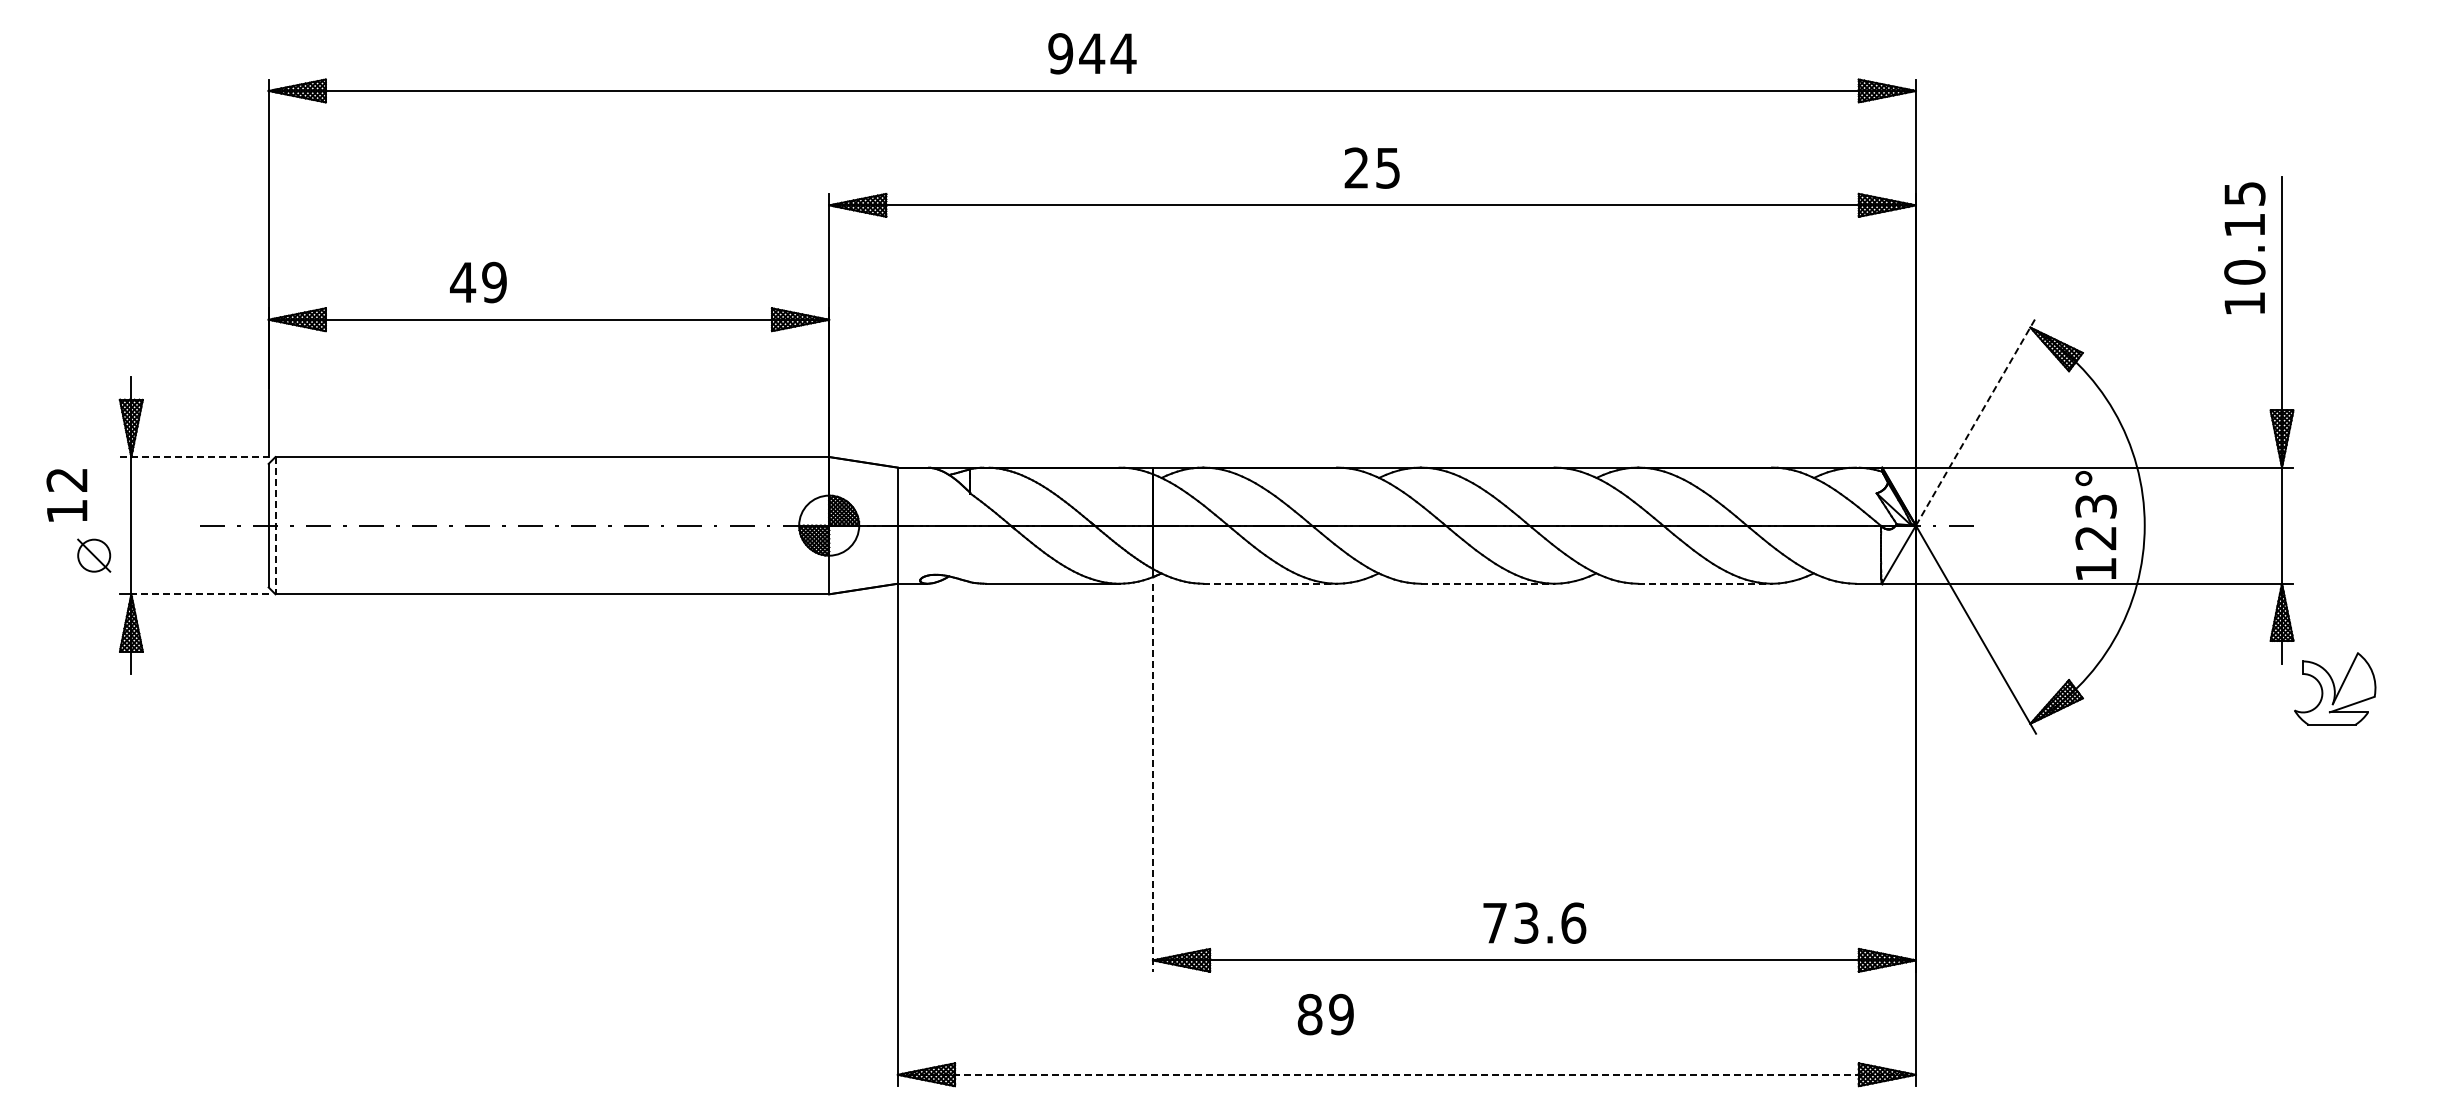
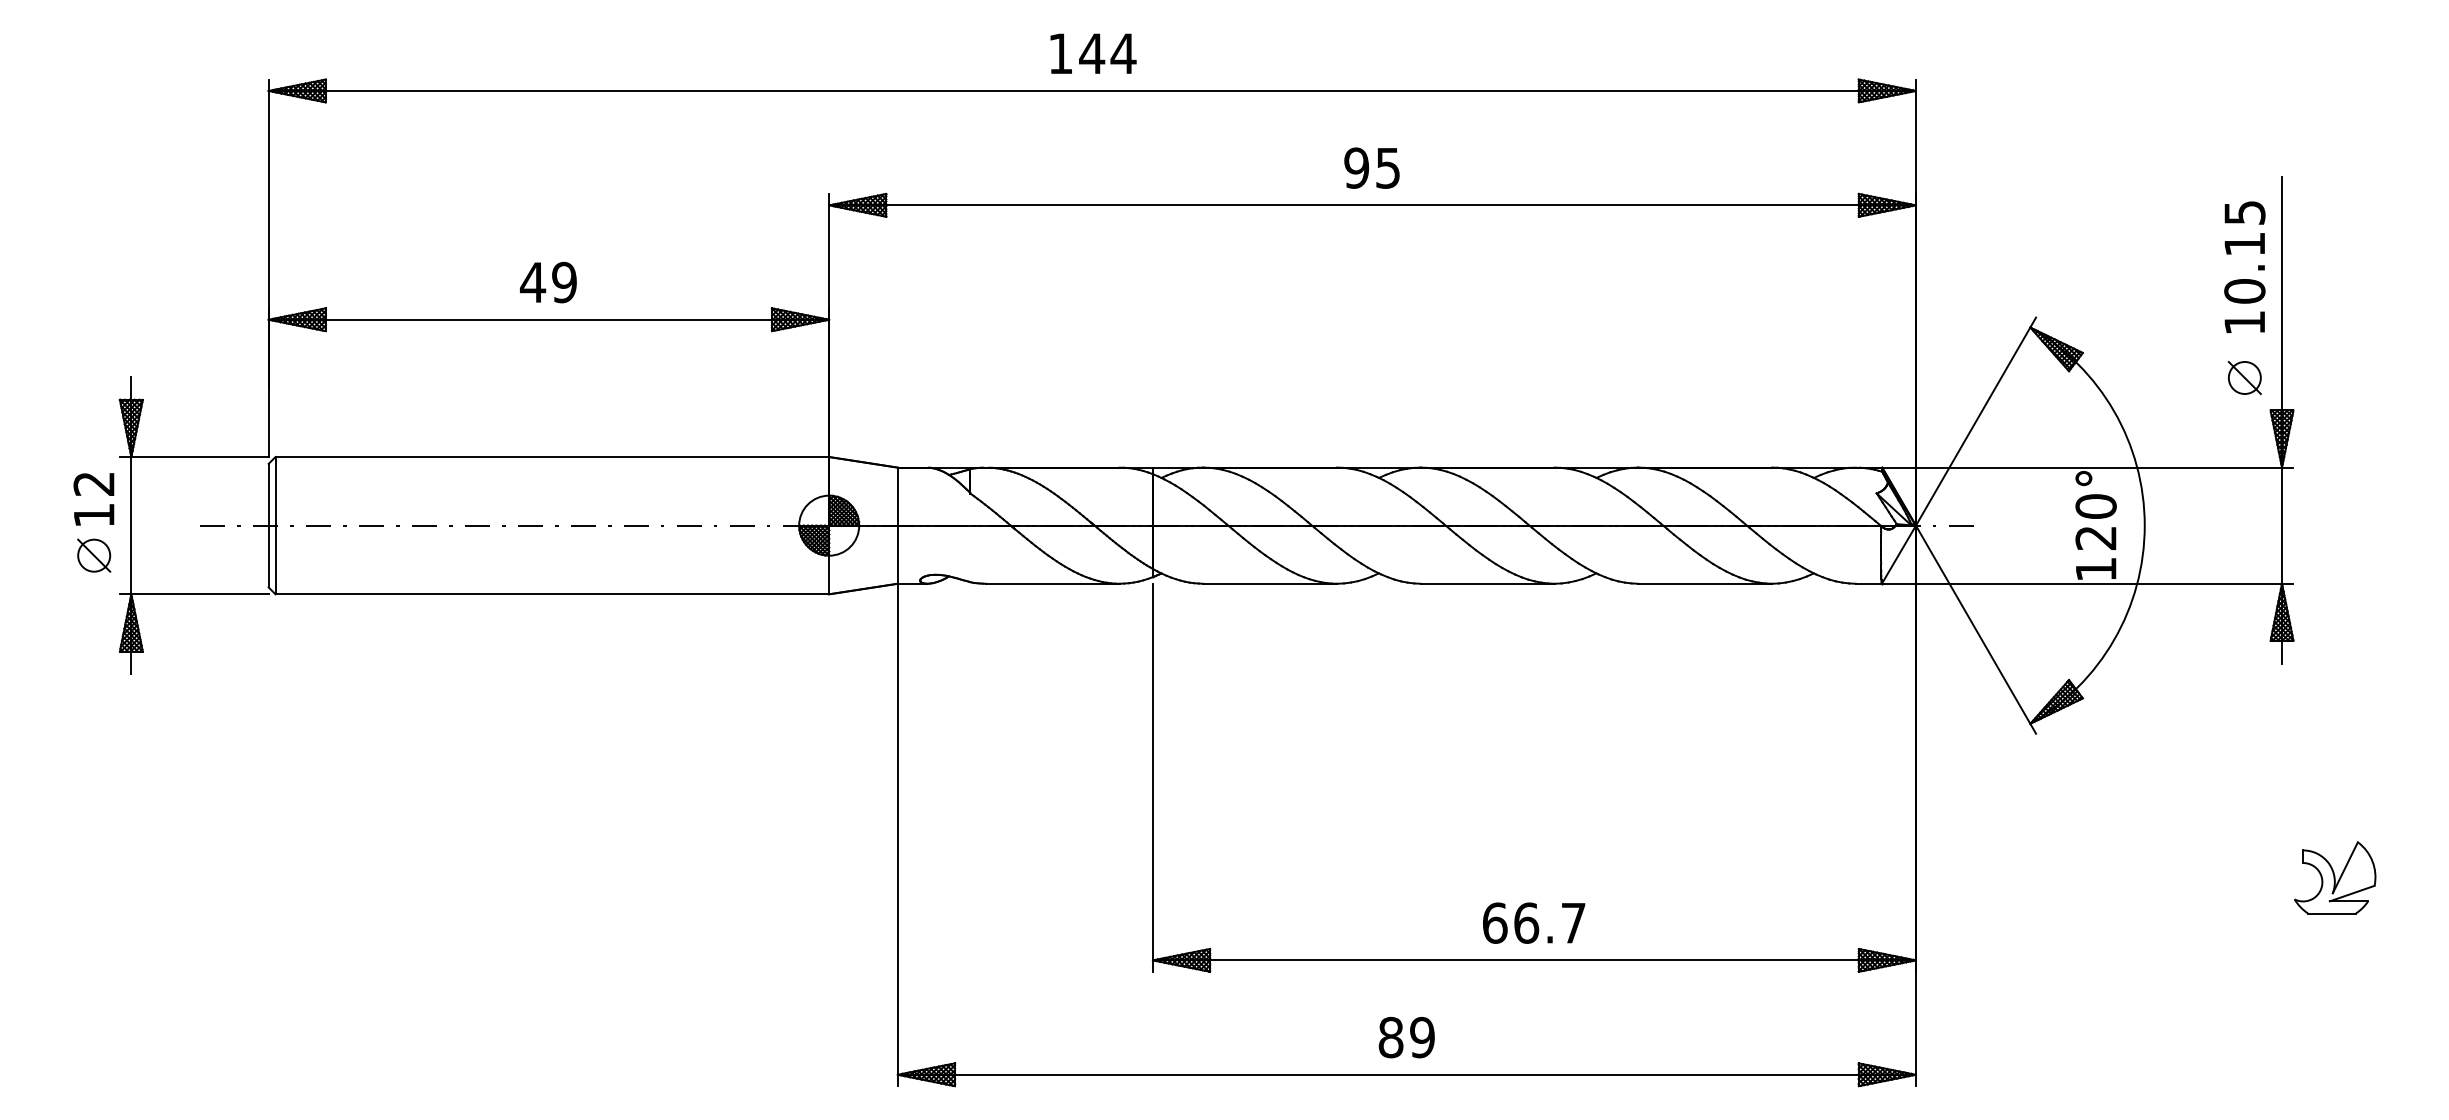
text: 944 -> 144 (1060, 53)
text: 25 -> 95 (1356, 167)
text position: (2244, 247) -> (2244, 266) (2244, 266)
text position: (478, 282) -> (548, 282) (548, 282)
part: none -> present (2244, 377)
line: dashed -> solid (1976, 421)
line: dashed -> solid (194, 457)
text position: (66, 495) -> (93, 499) (93, 499)
text: 123° -> 120° (2095, 506)
line: dashed -> solid (275, 525)
line: dashed -> solid (1270, 583)
line: dashed -> solid (1487, 583)
line: dashed -> solid (1705, 583)
line: dashed -> solid (200, 594)
part position: (2335, 688) -> (2335, 877) (2335, 877)
line: dashed -> solid (1152, 778)
text: 73.6 -> 66.7 (1534, 922)
text position: (1325, 1014) -> (1406, 1037) (1406, 1037)
line: dashed -> solid (1407, 1074)
